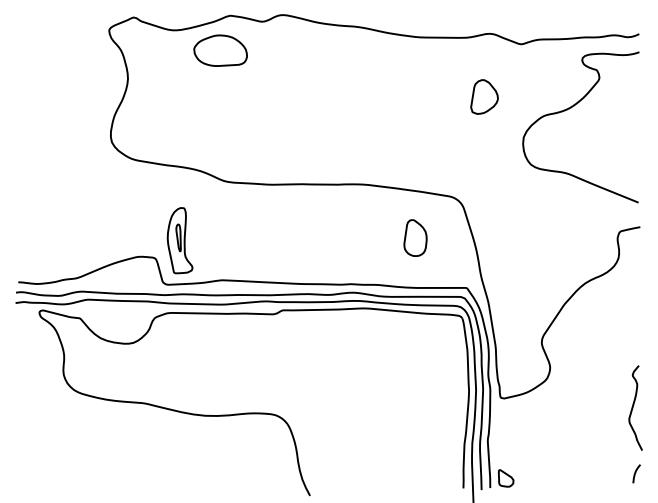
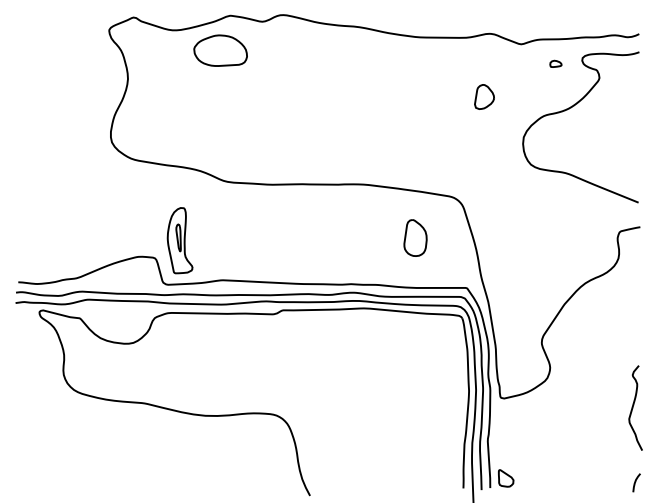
part: none -> present (555, 63)
part size: 29x36 px -> 21x26 px (484, 96)
curve position: (636, 472) -> (636, 481) (636, 481)
